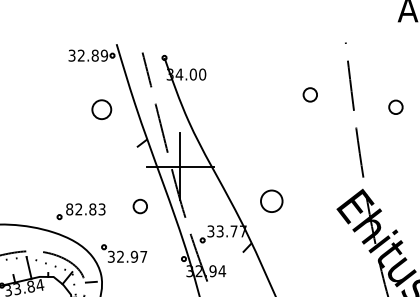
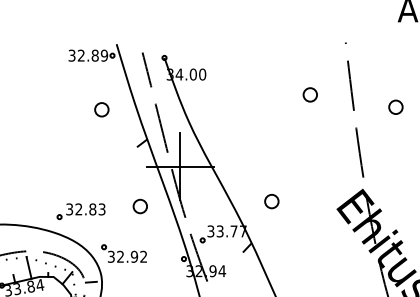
circle size: 22x21 px -> 16x16 px (101, 109)
circle size: 24x24 px -> 16x16 px (271, 201)
text: 82.83 -> 32.83 (69, 209)
text: 32.97 -> 32.92 (143, 256)
